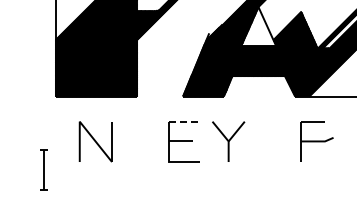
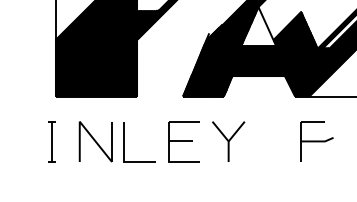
line: dashed -> solid (184, 121)
line: none -> present (124, 142)
part position: (43, 169) -> (51, 141) (51, 141)
